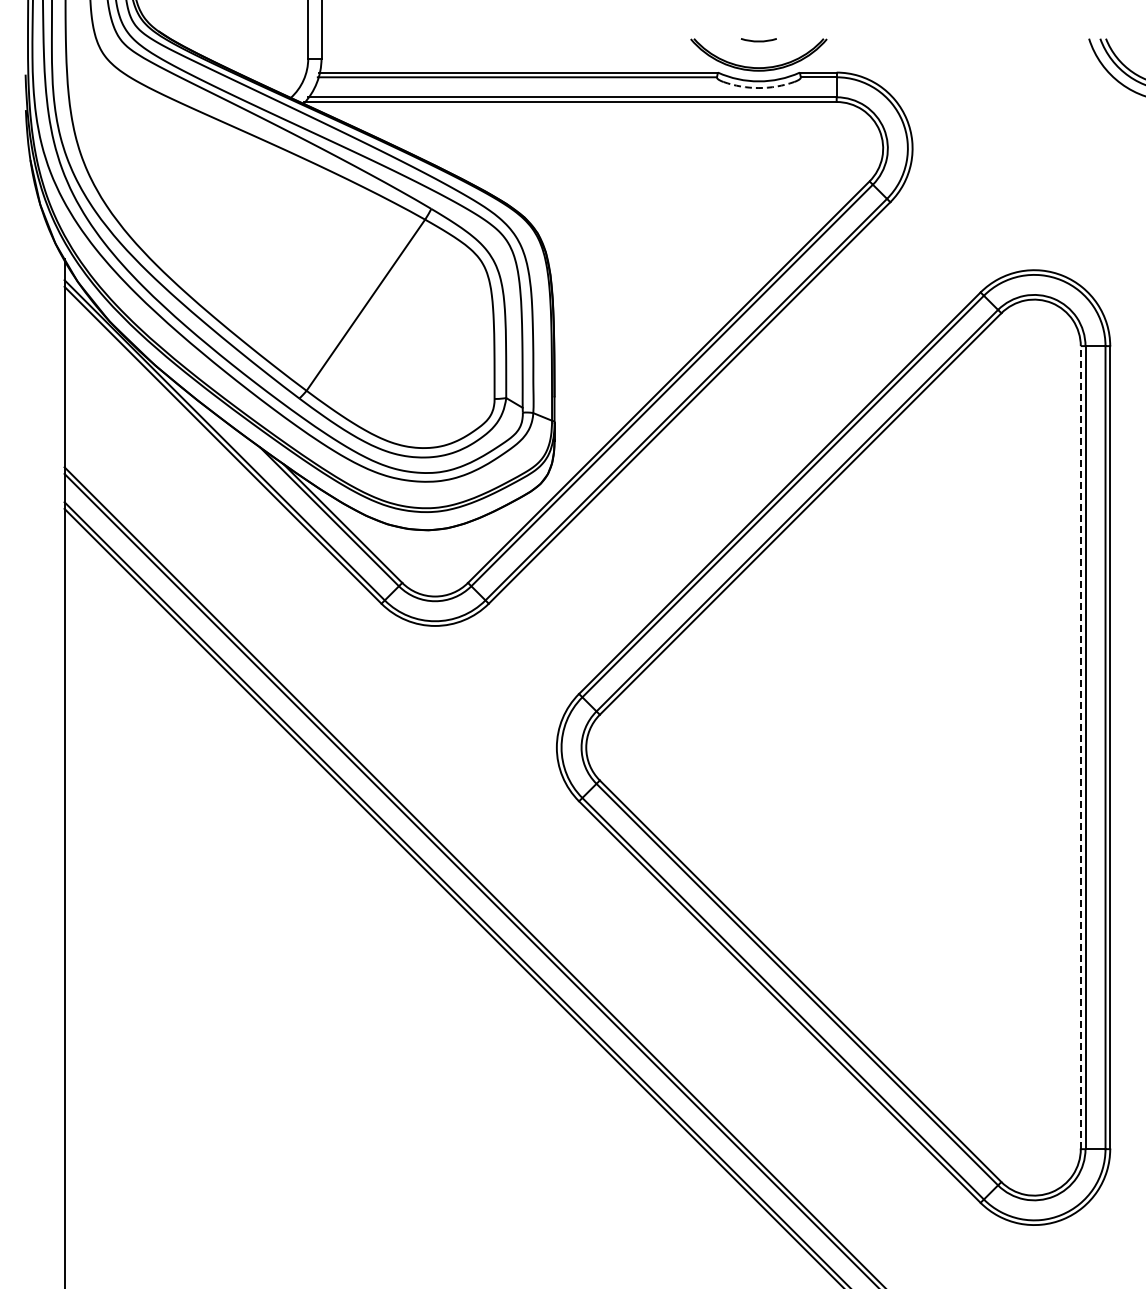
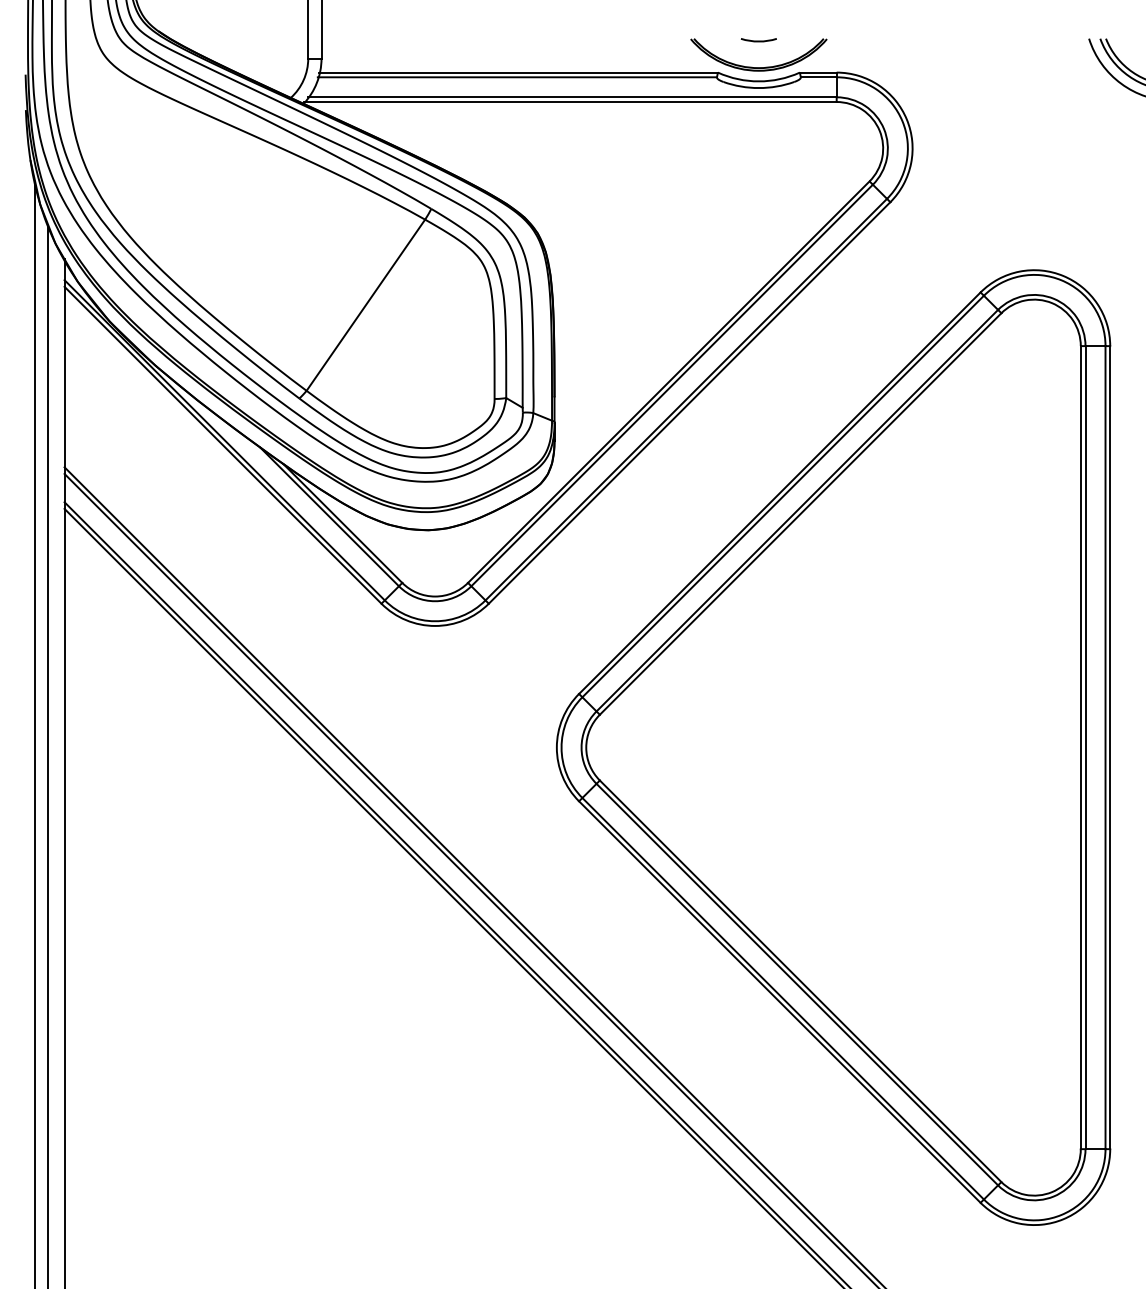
arc: dashed -> solid (758, 88)
line: none -> present (34, 733)
line: dashed -> solid (1080, 747)
line: none -> present (47, 755)
